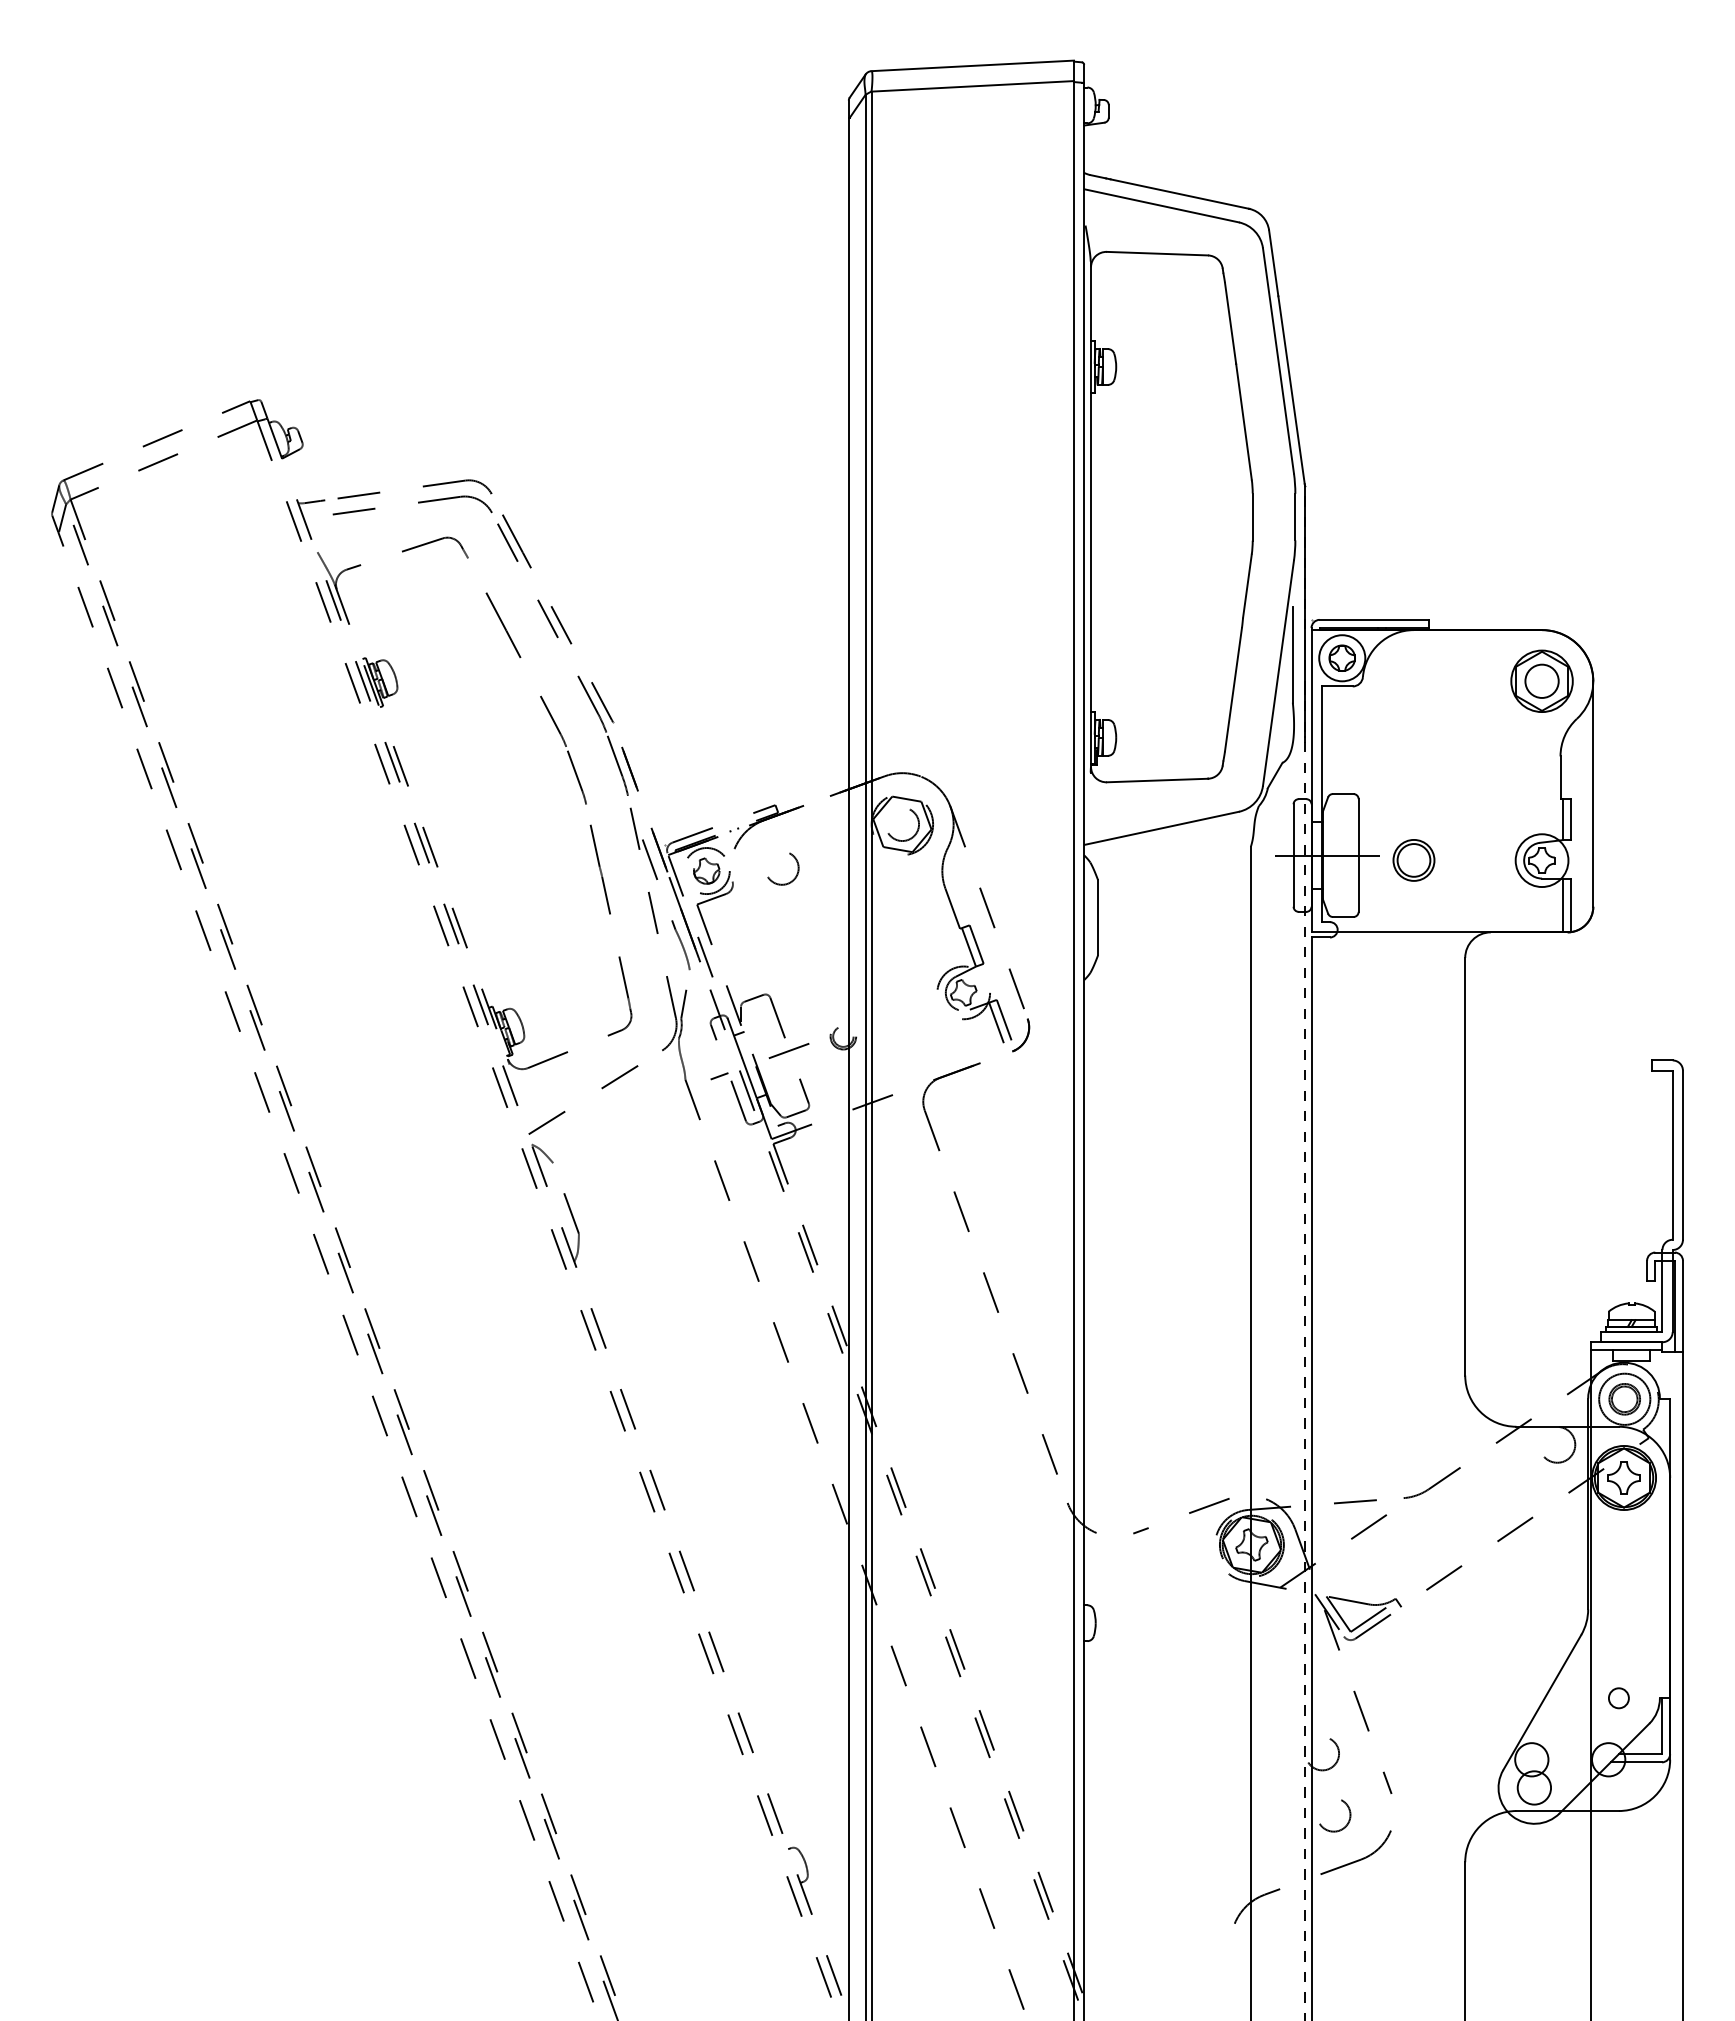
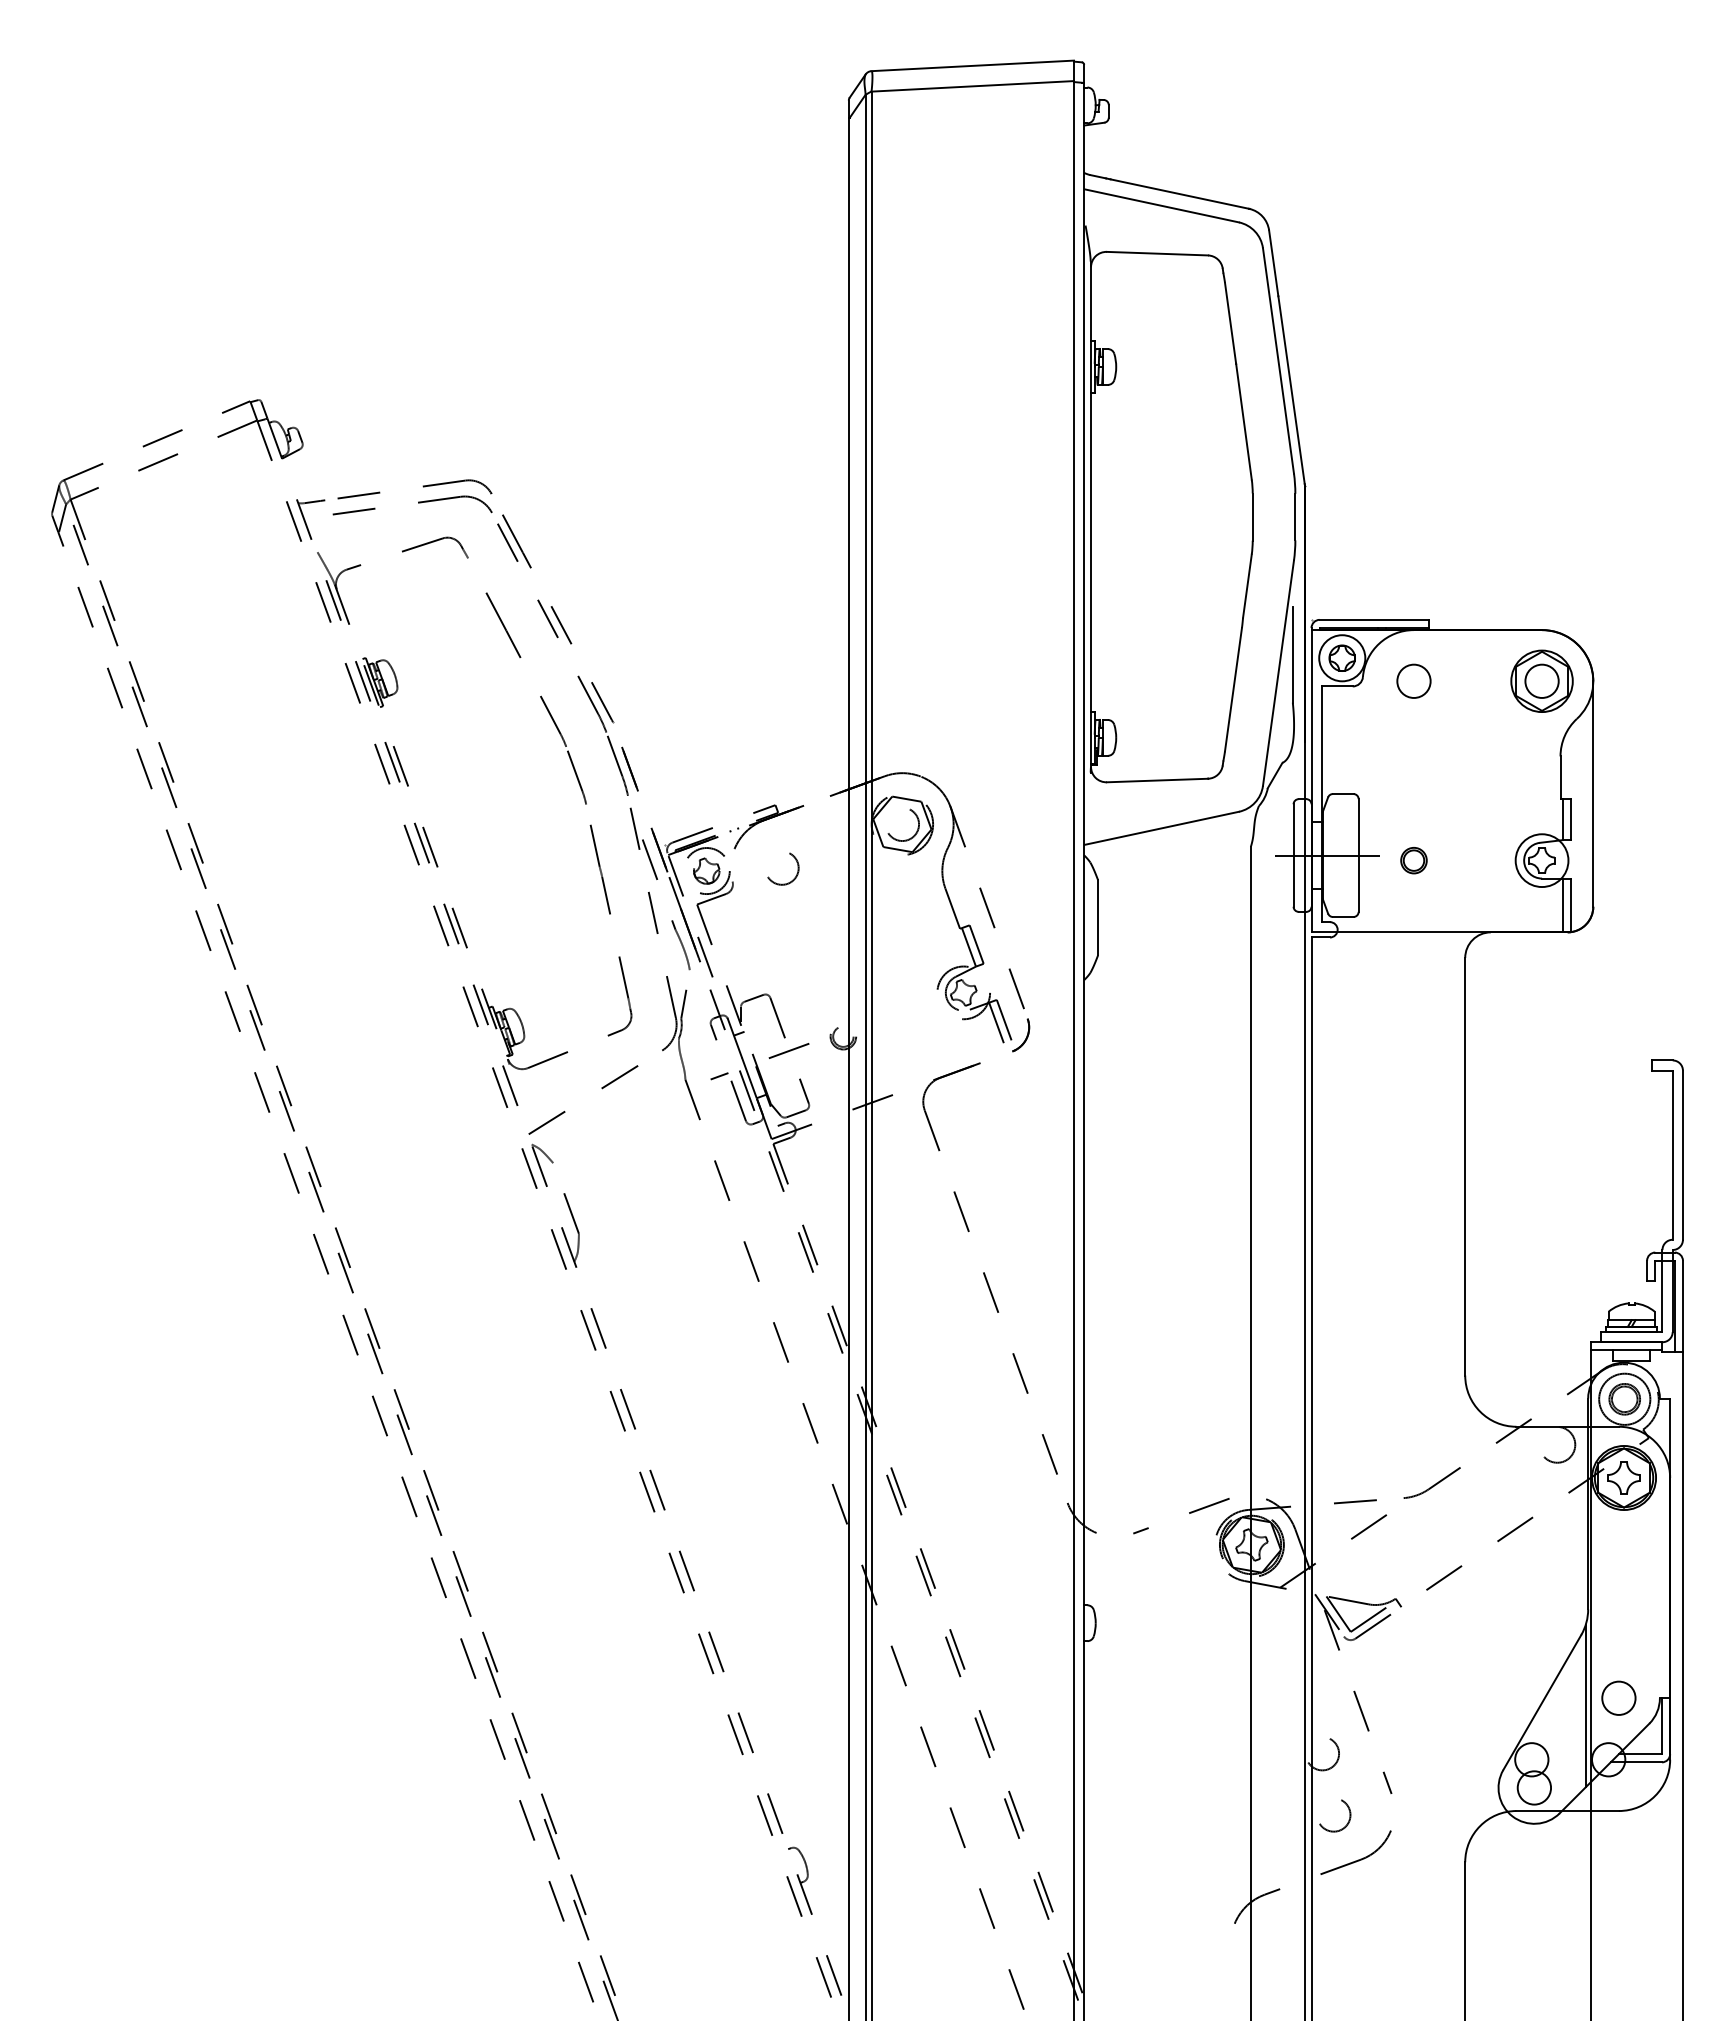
circle: none -> present (1413, 680)
part size: 44x43 px -> 28x28 px (1413, 860)
line: dashed -> solid (1305, 1252)
circle diameter: 20 px -> 33 px (1618, 1697)
line: none -> present (1585, 1706)
